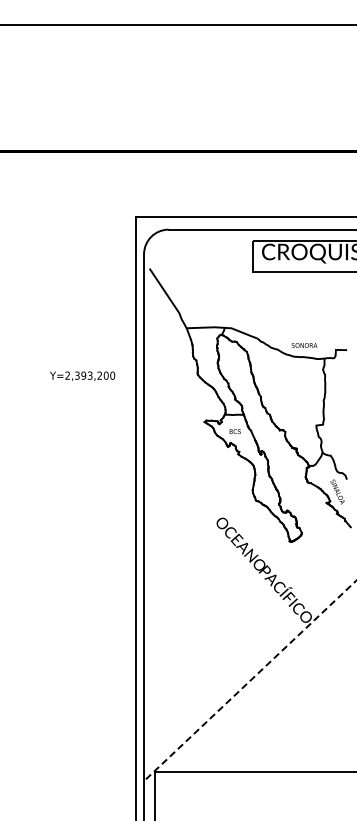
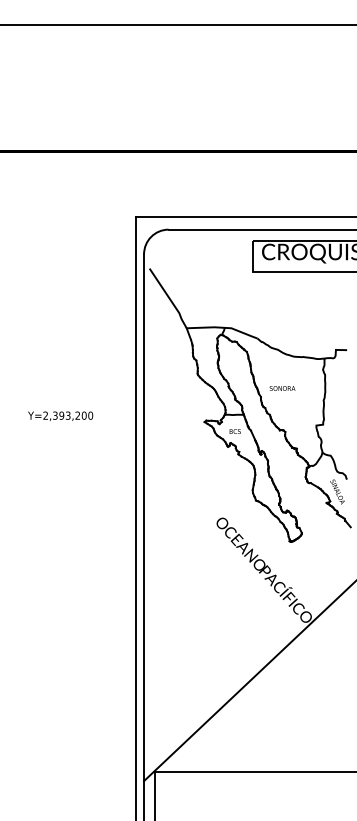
text position: (304, 345) -> (282, 388) (282, 388)
text position: (82, 375) -> (60, 415) (60, 415)
line: dashed -> solid (250, 680)
